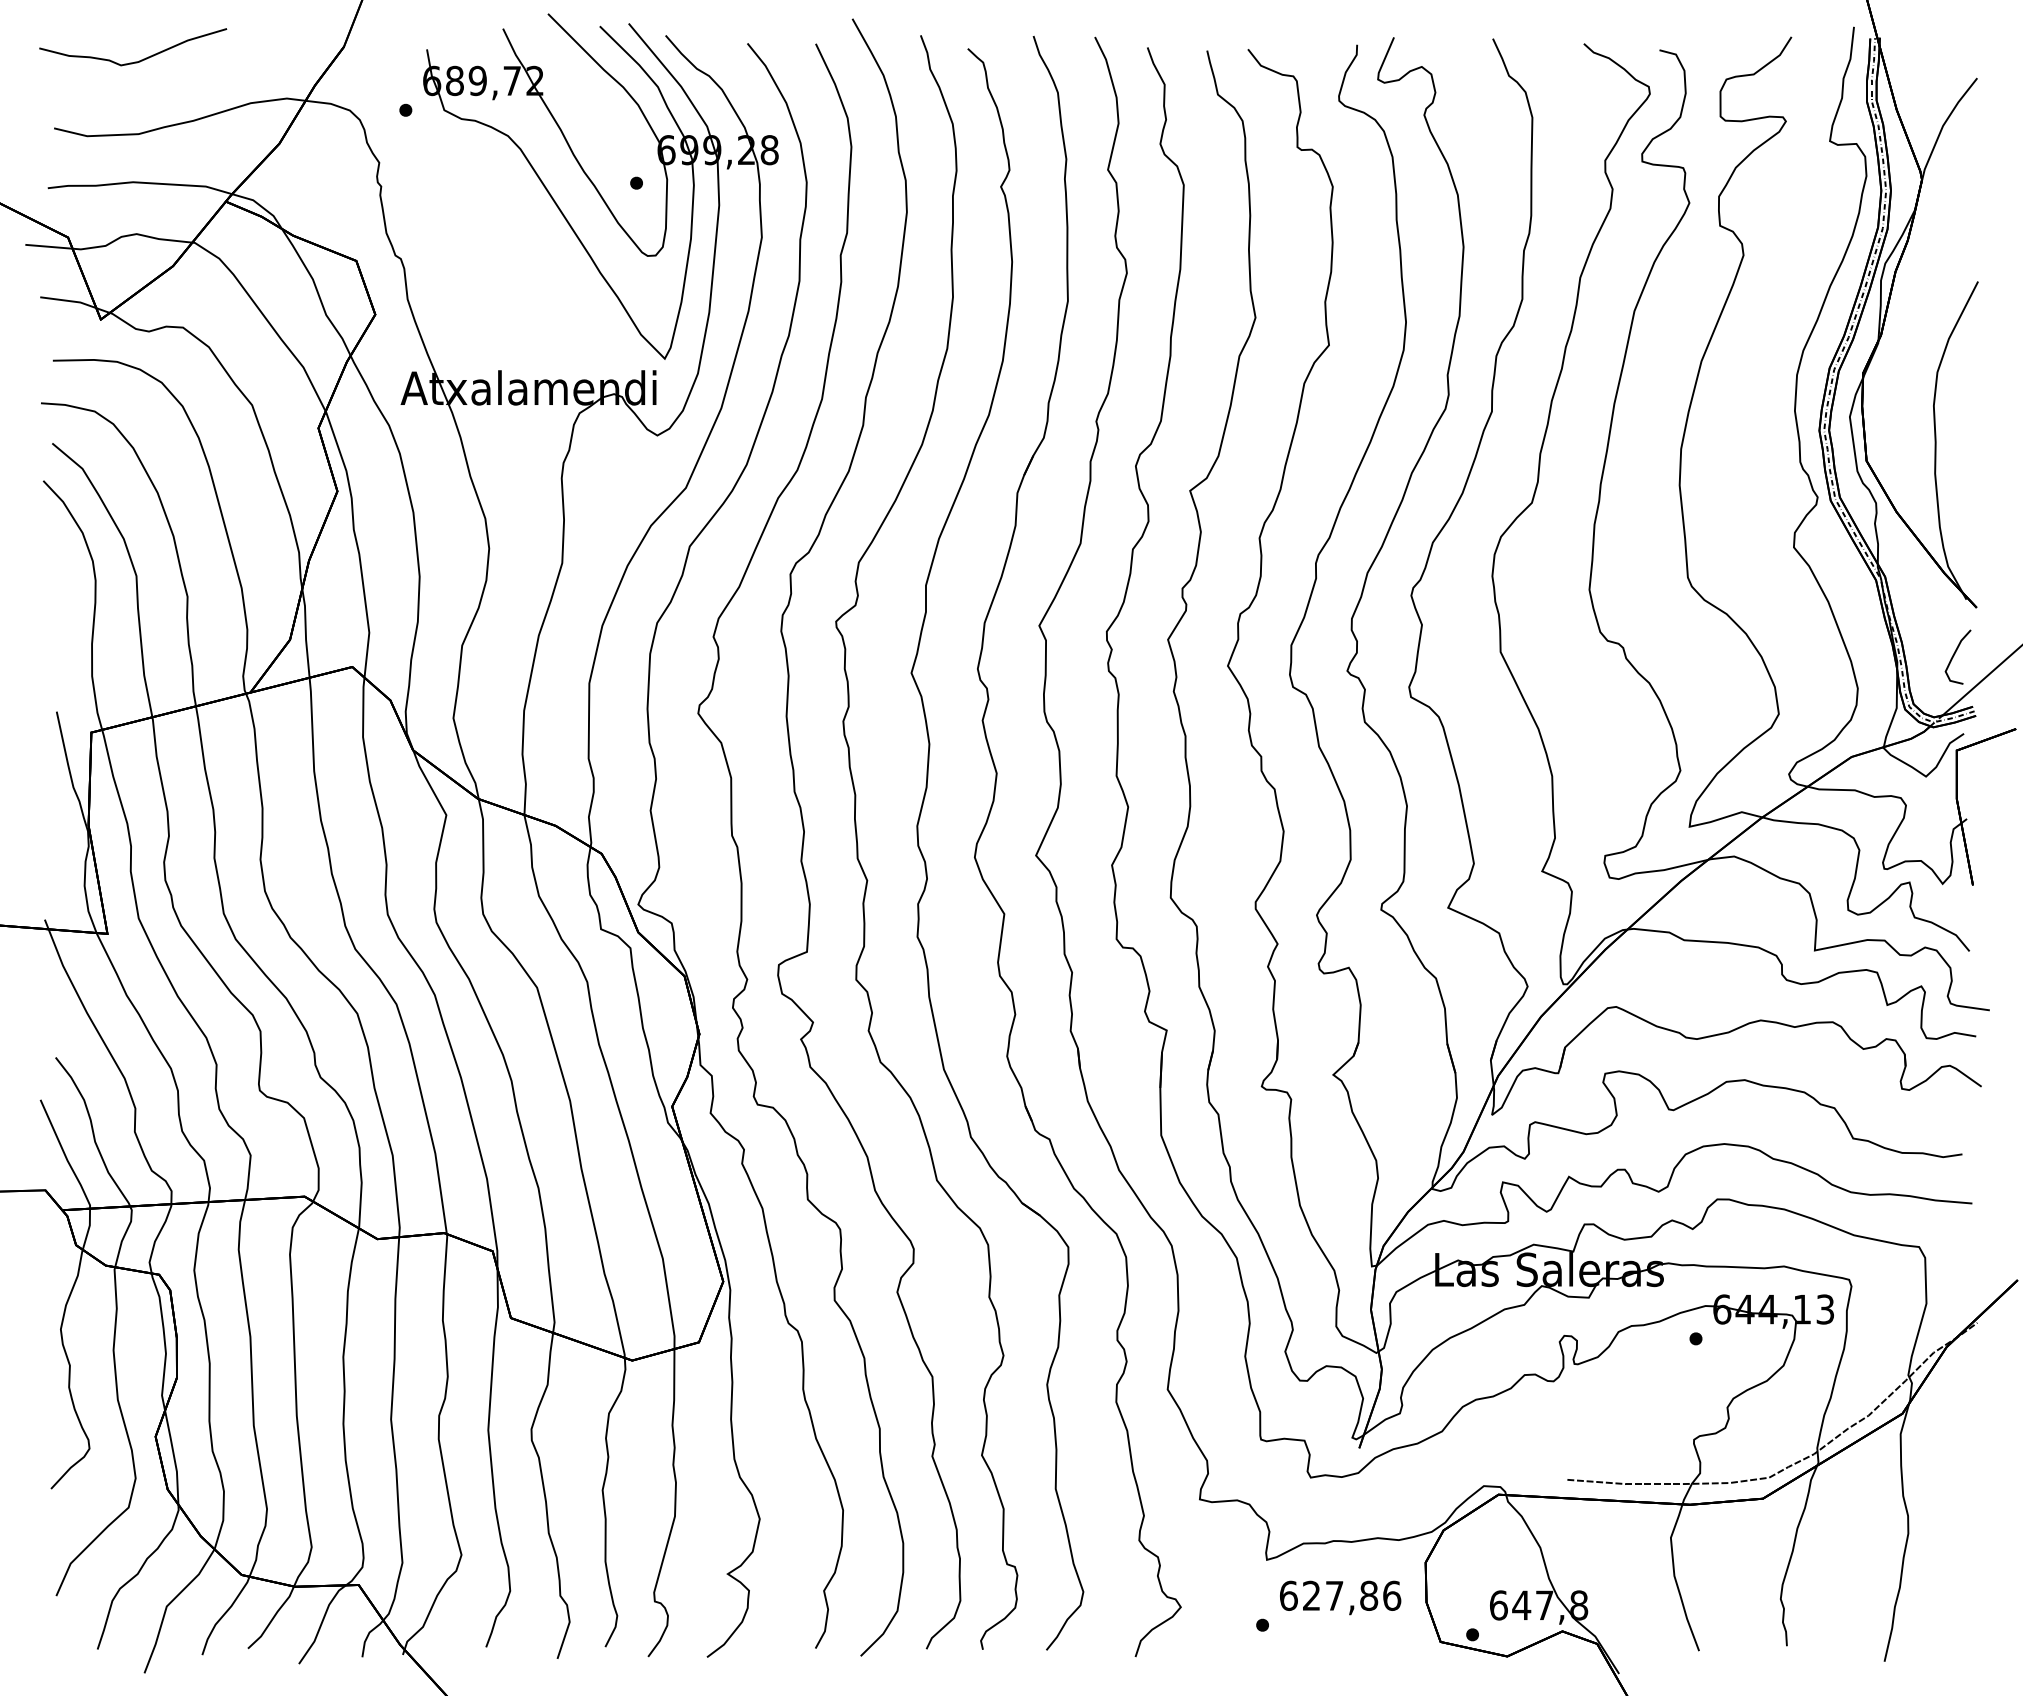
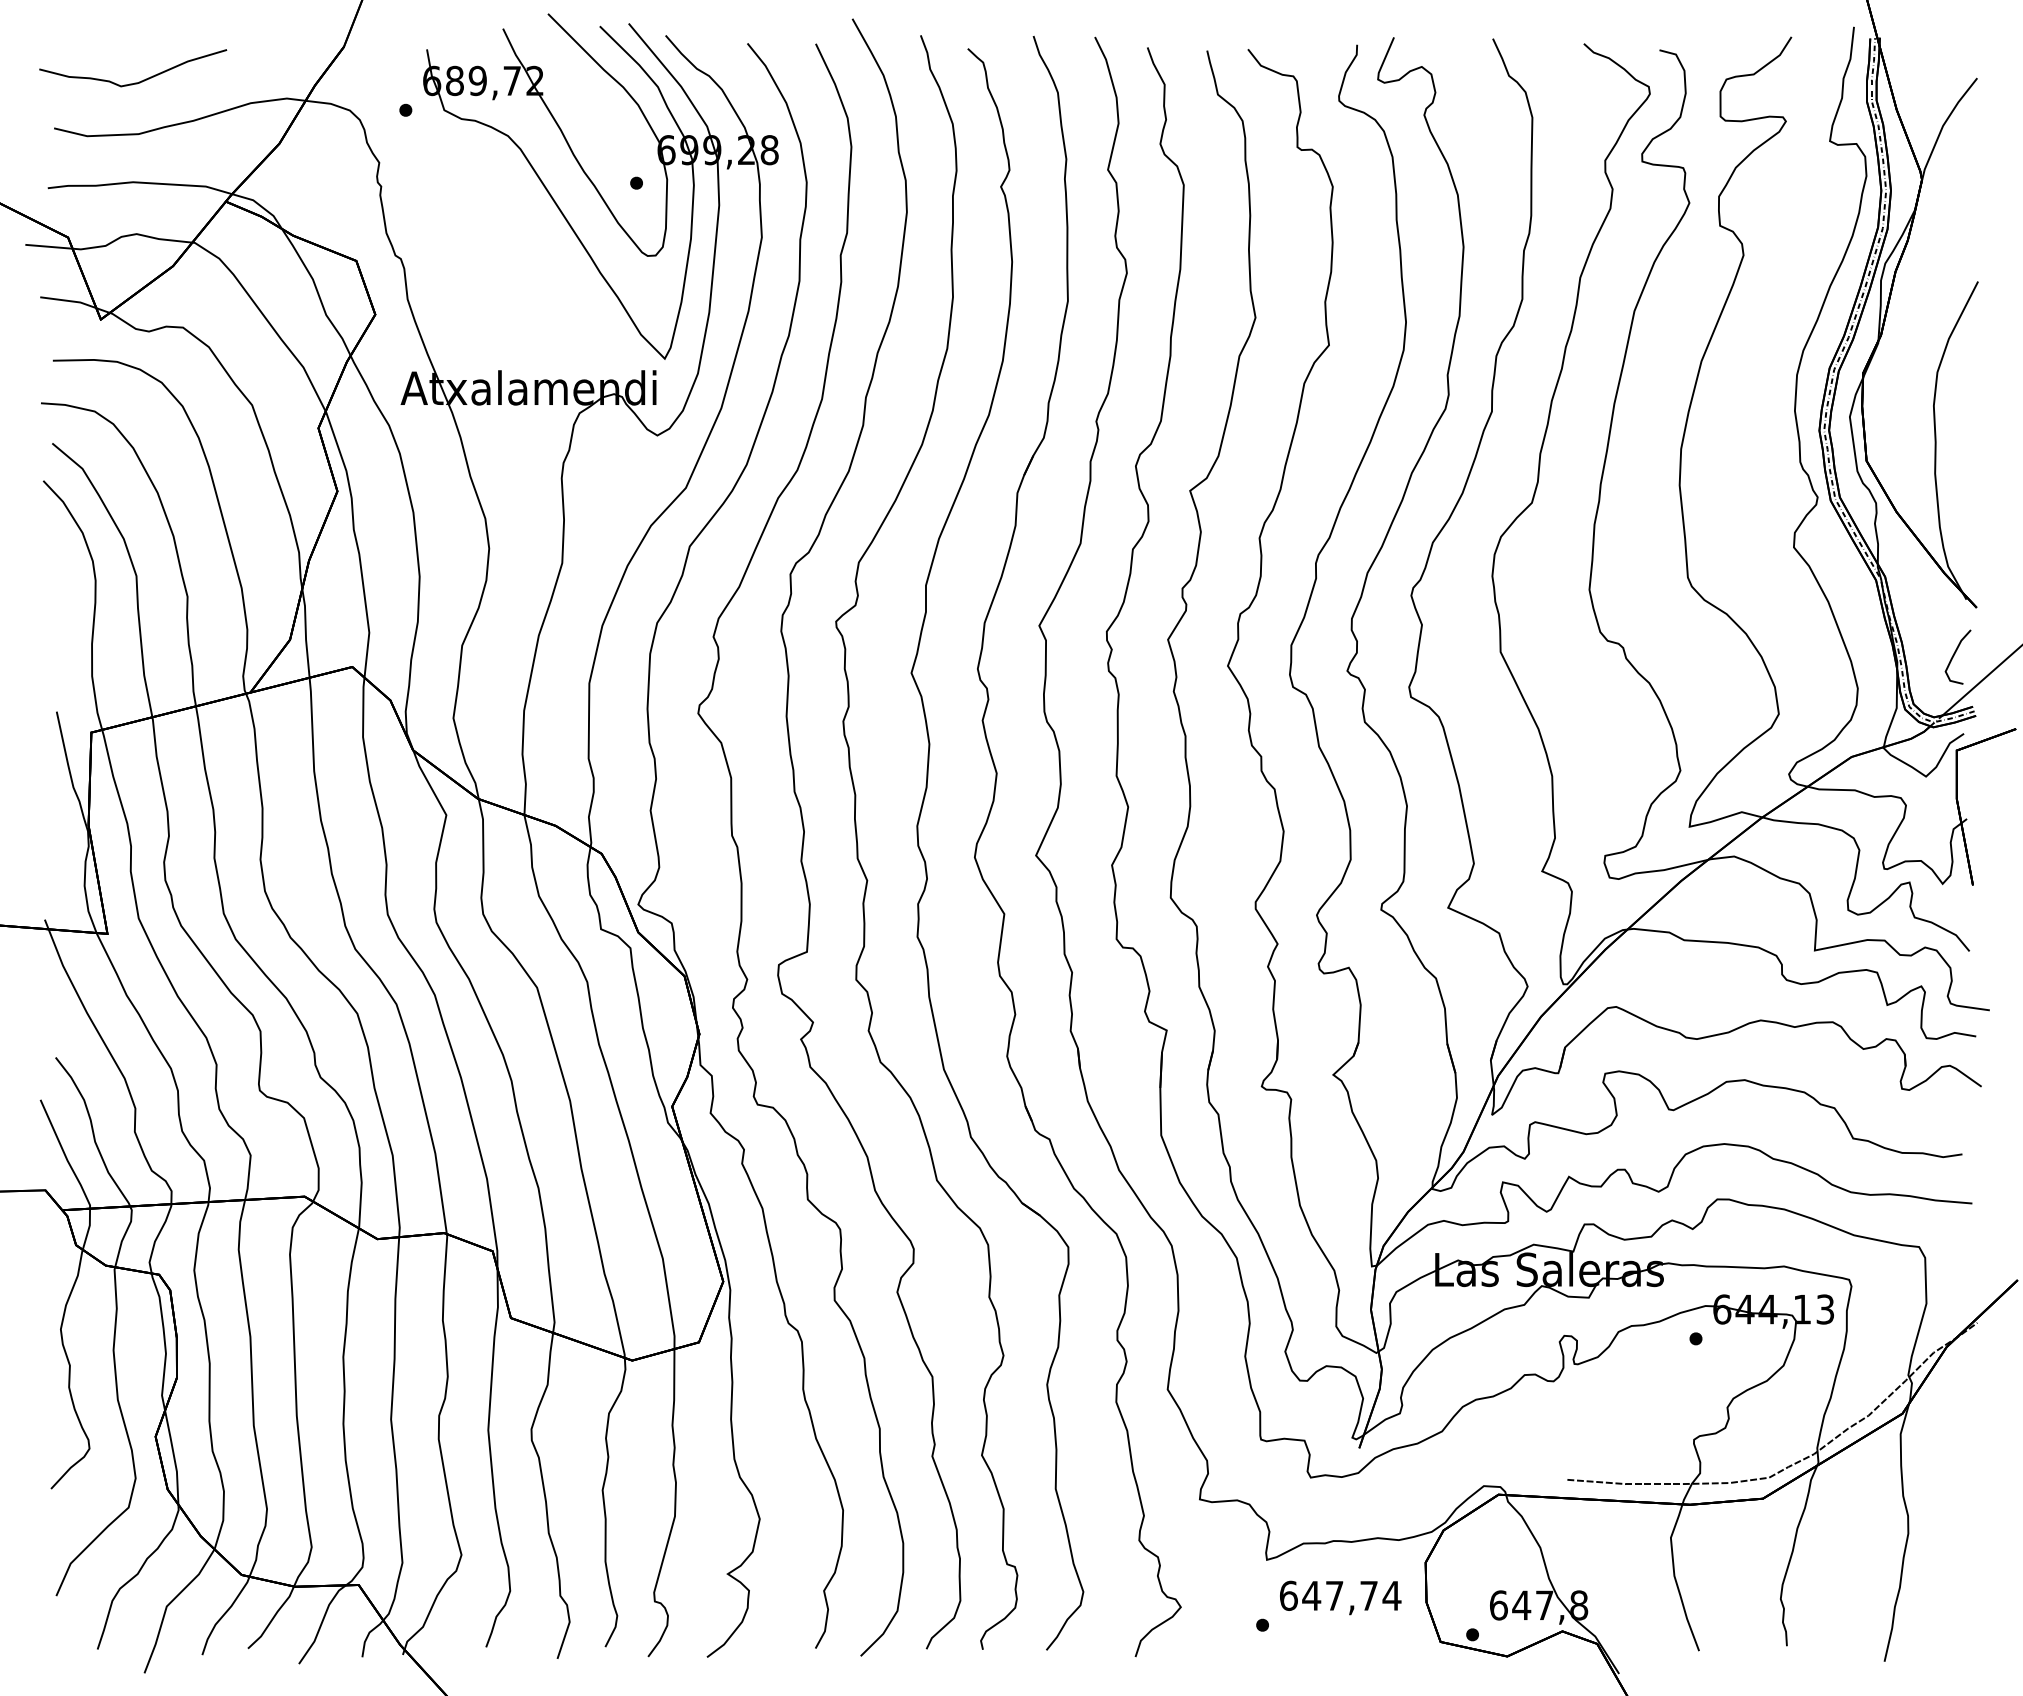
curve position: (134, 61) -> (134, 82) (134, 82)
text: 627,86 -> 647,74 (1351, 1595)
